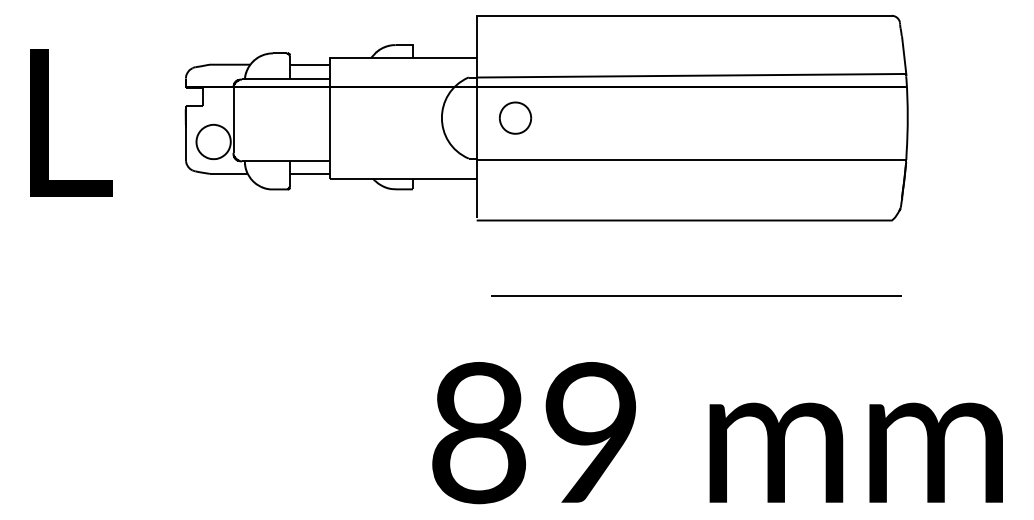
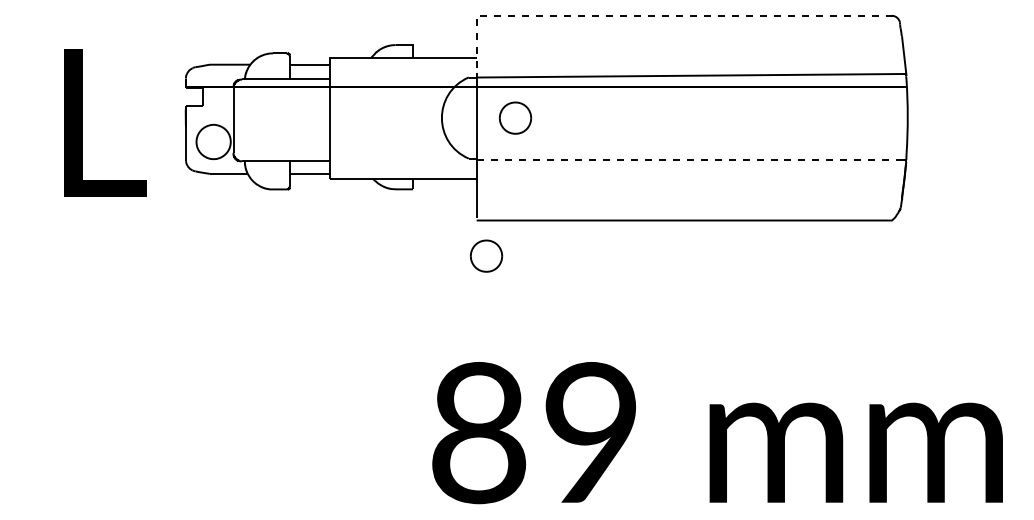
line: solid -> dashed (654, 15)
text position: (71, 122) -> (105, 122) (105, 122)
line: solid -> dashed (689, 160)
part: none -> present (486, 255)
line: present -> none (696, 295)
